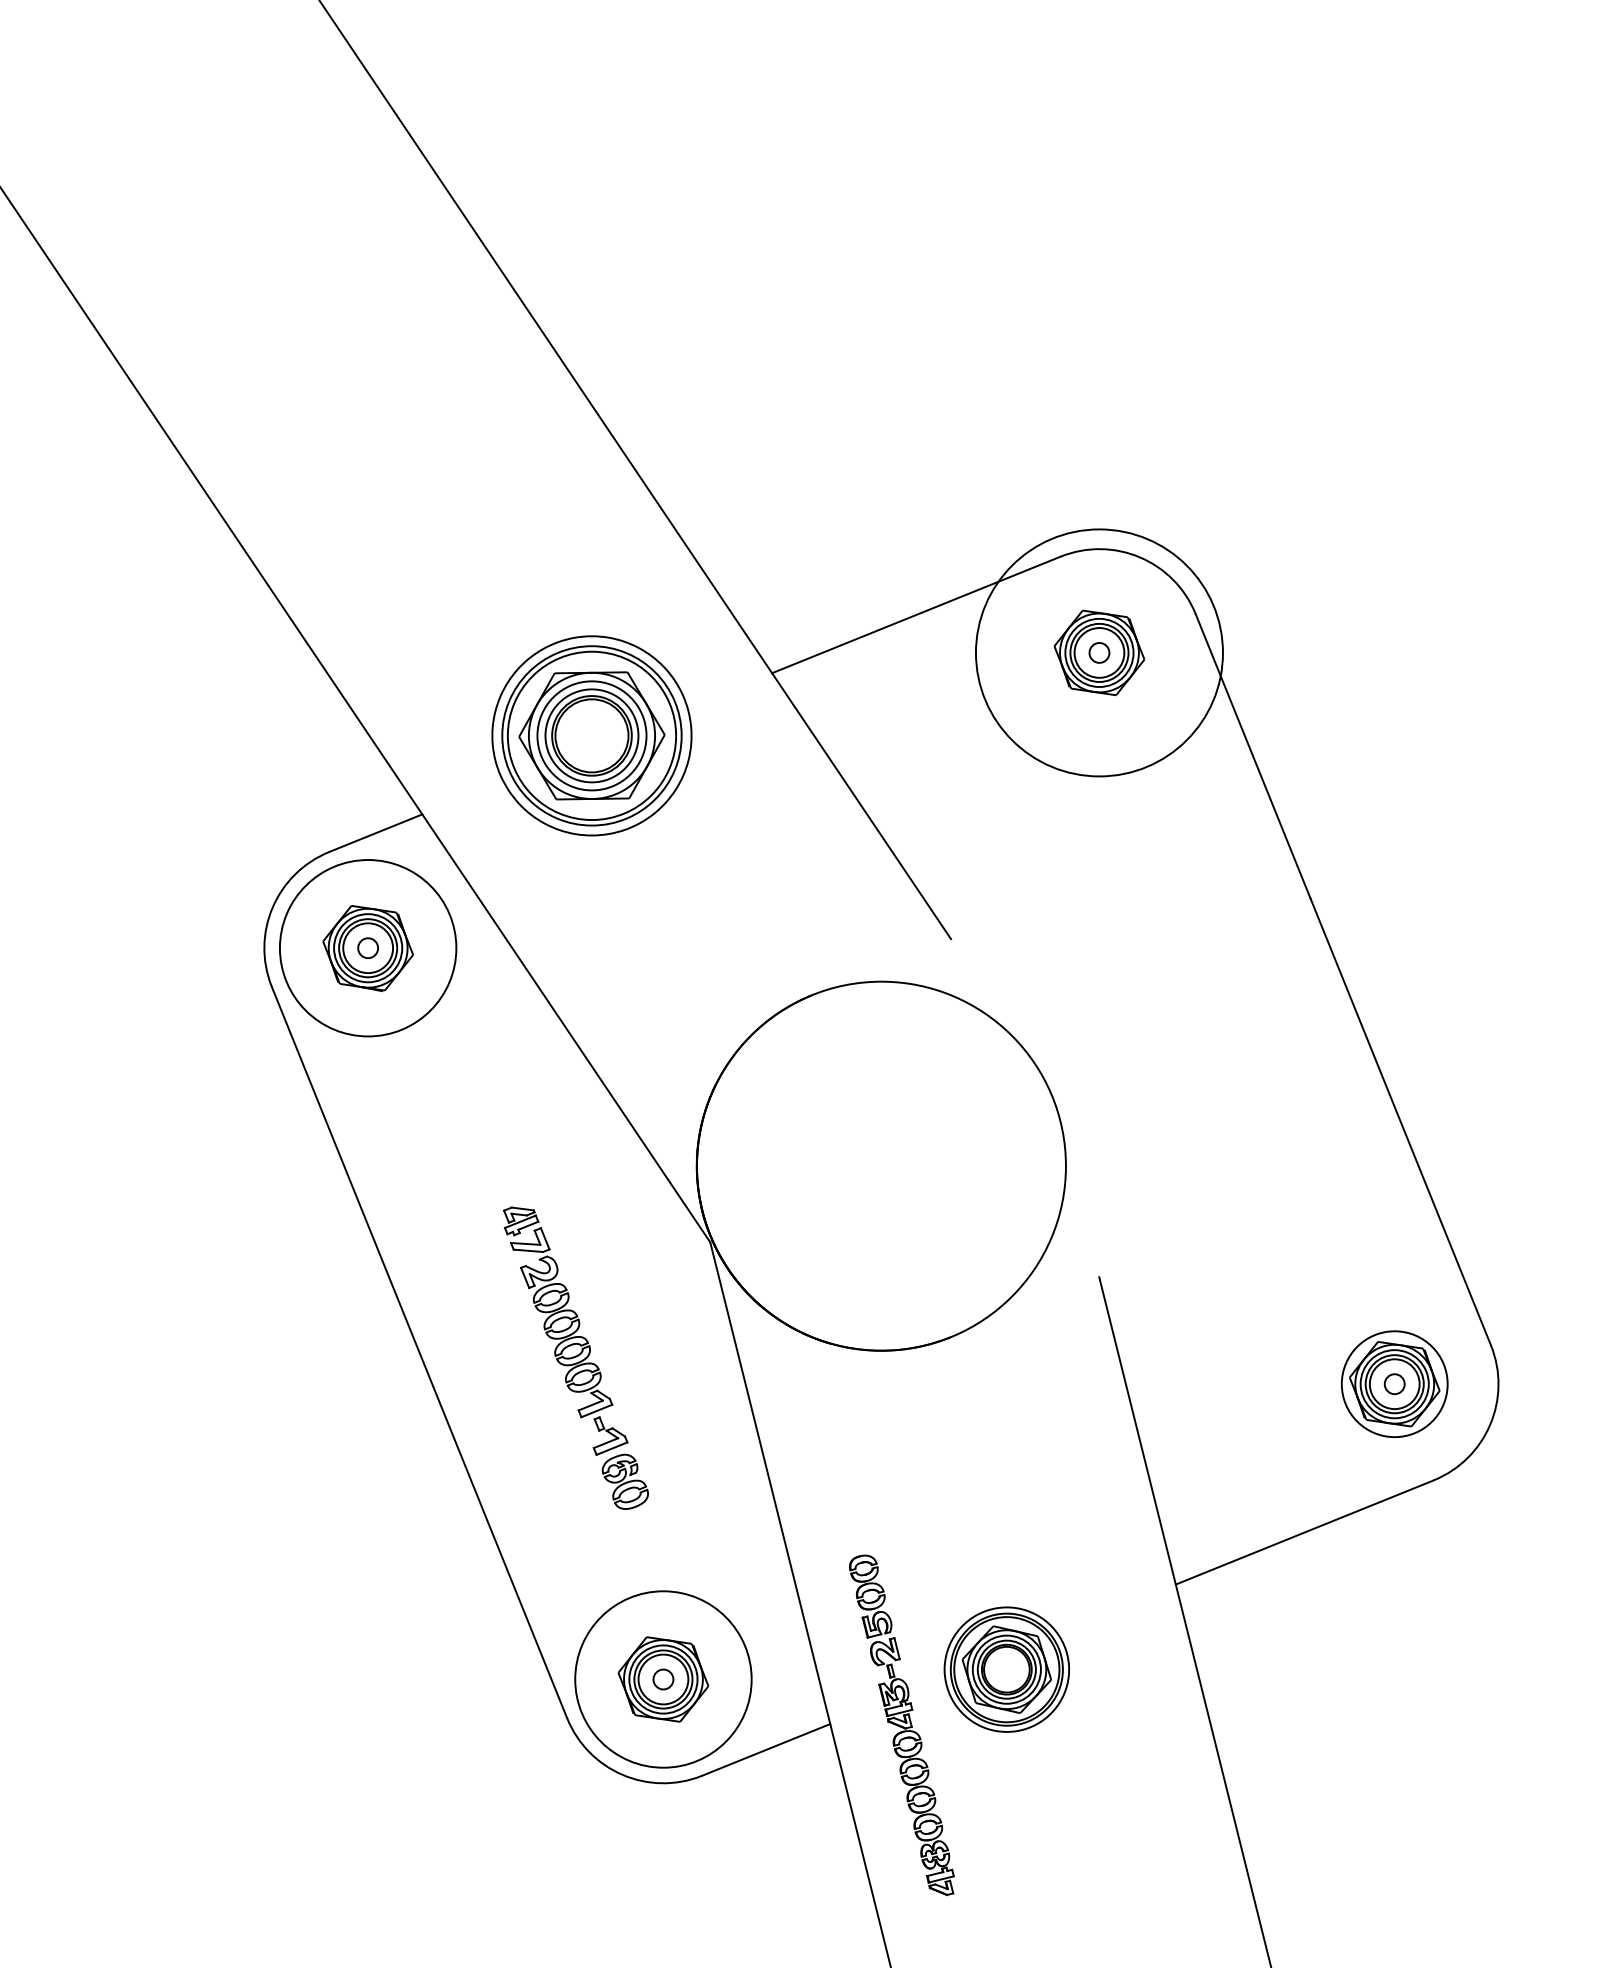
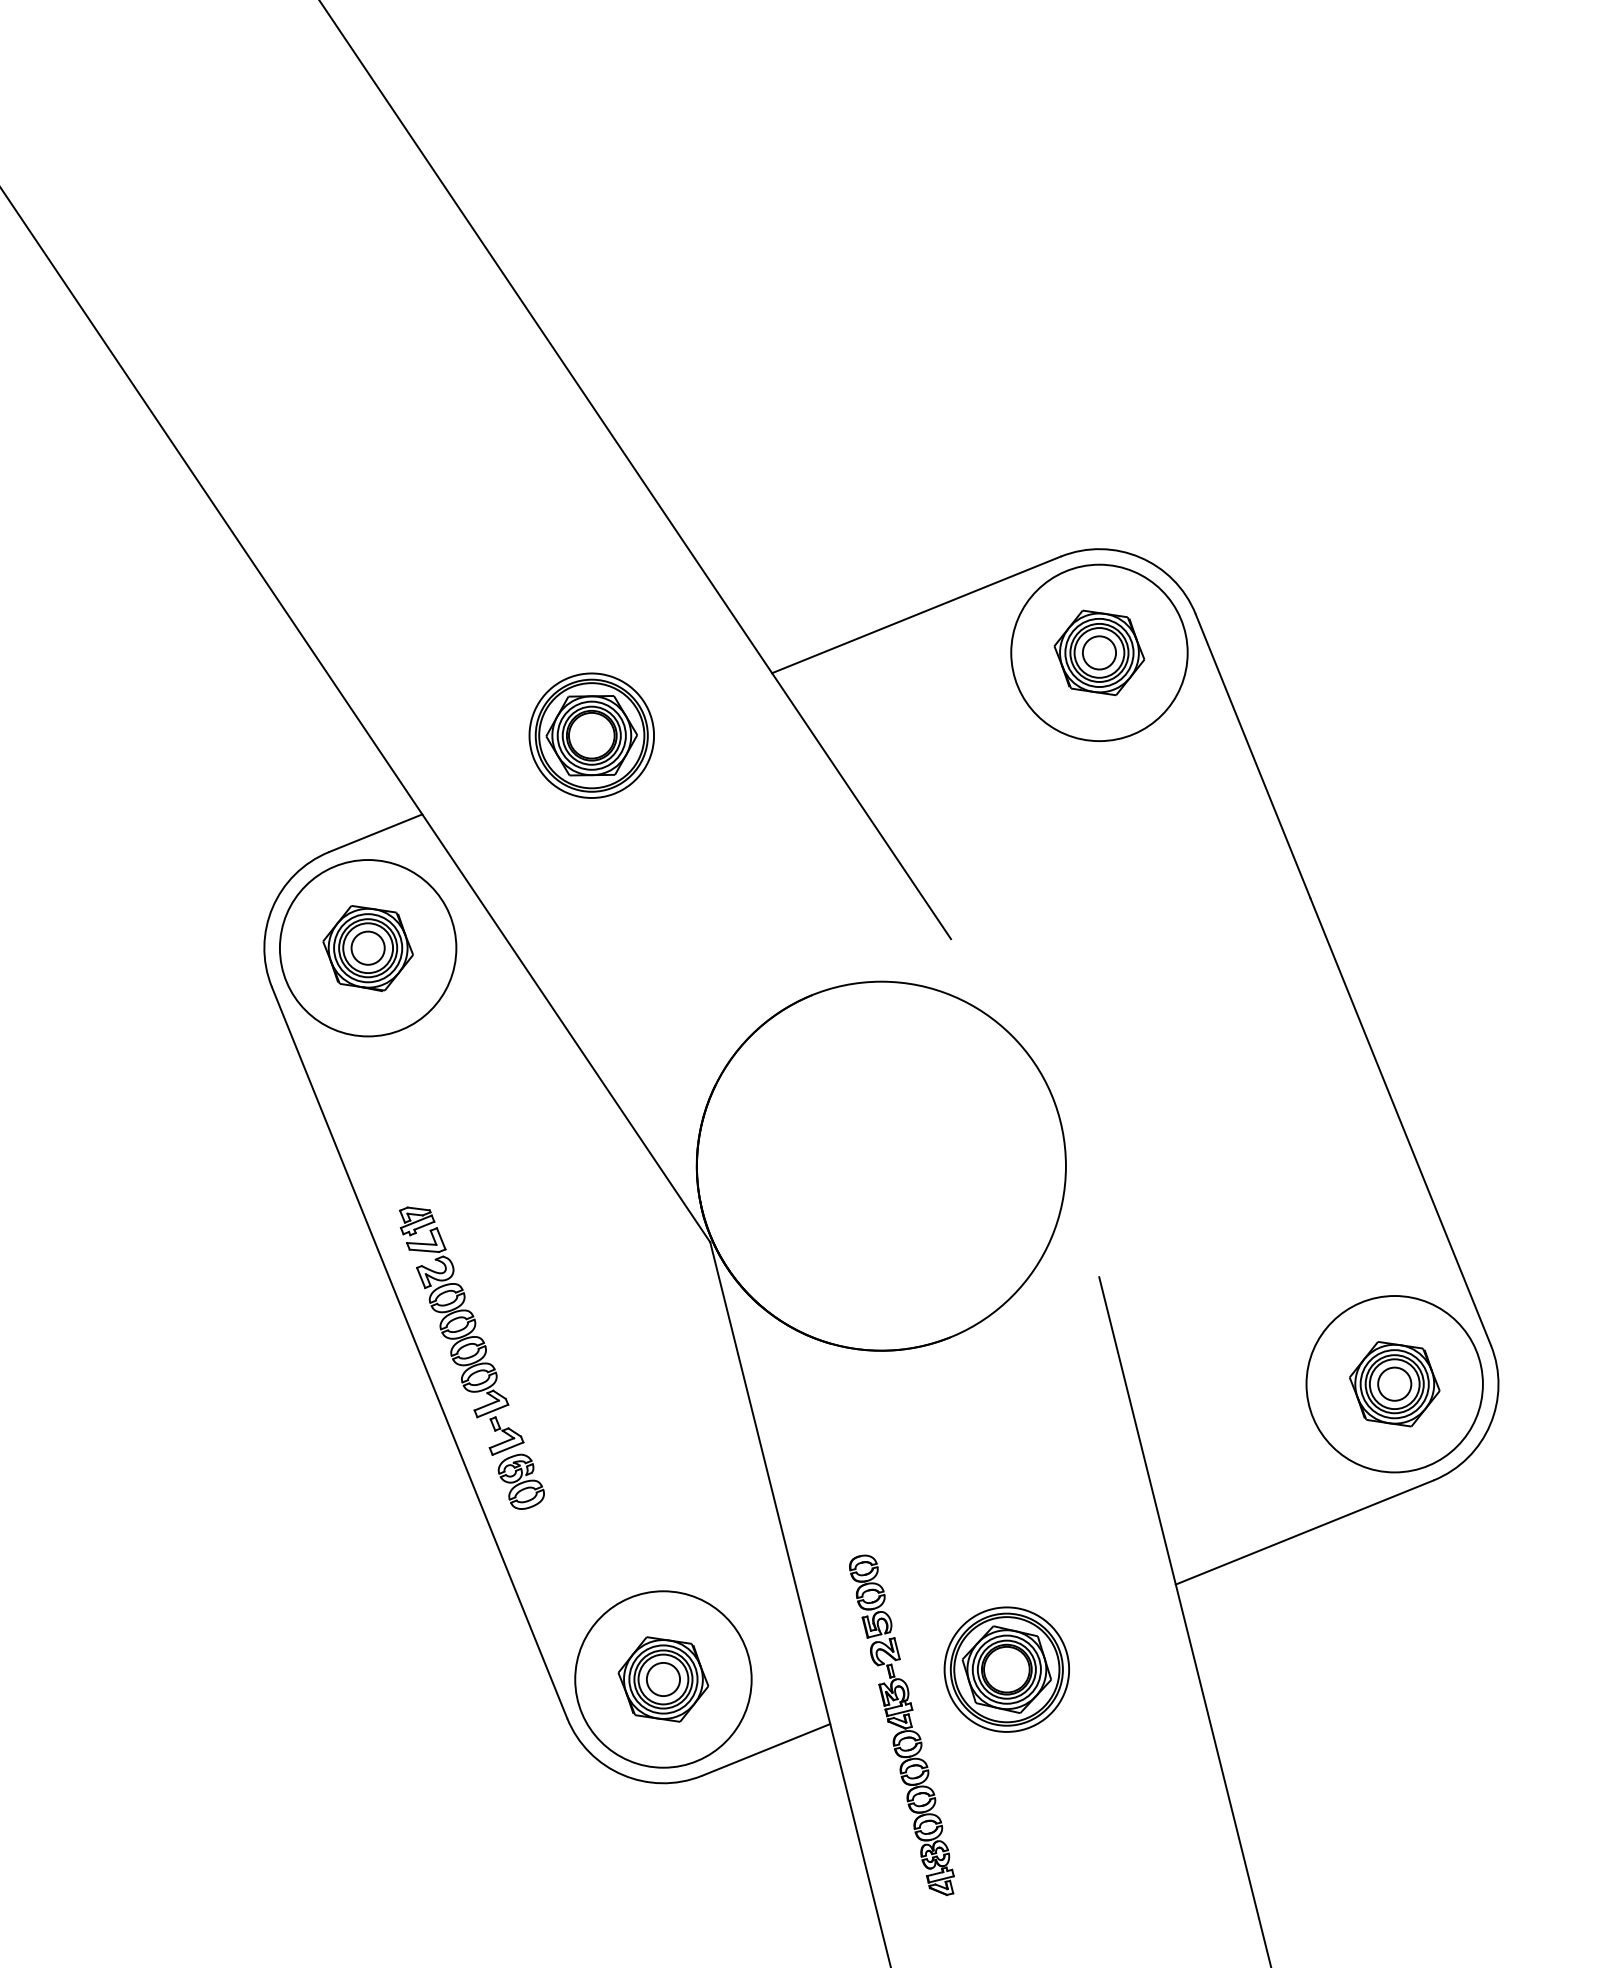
circle diameter: 247 px -> 176 px (1099, 652)
circle diameter: 20 px -> 33 px (1099, 652)
part size: 202x202 px -> 127x127 px (591, 735)
circle diameter: 20 px -> 33 px (367, 947)
part position: (575, 1357) -> (471, 1357) (471, 1357)
circle diameter: 106 px -> 176 px (1394, 1384)
circle diameter: 20 px -> 33 px (1394, 1383)
circle diameter: 20 px -> 33 px (663, 1679)
